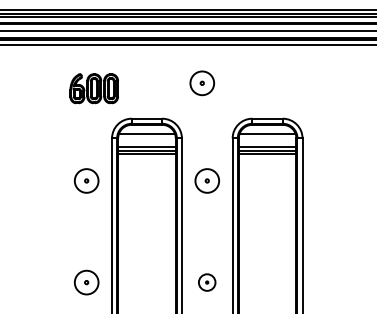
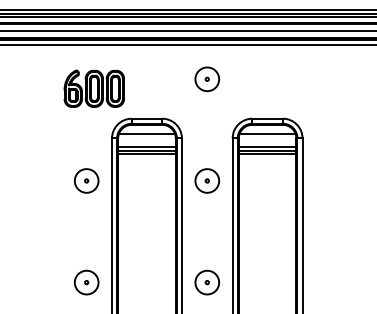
part position: (201, 83) -> (206, 79) (206, 79)
part size: 50x32 px -> 62x39 px (93, 88)
part size: 19x19 px -> 26x27 px (206, 282)
